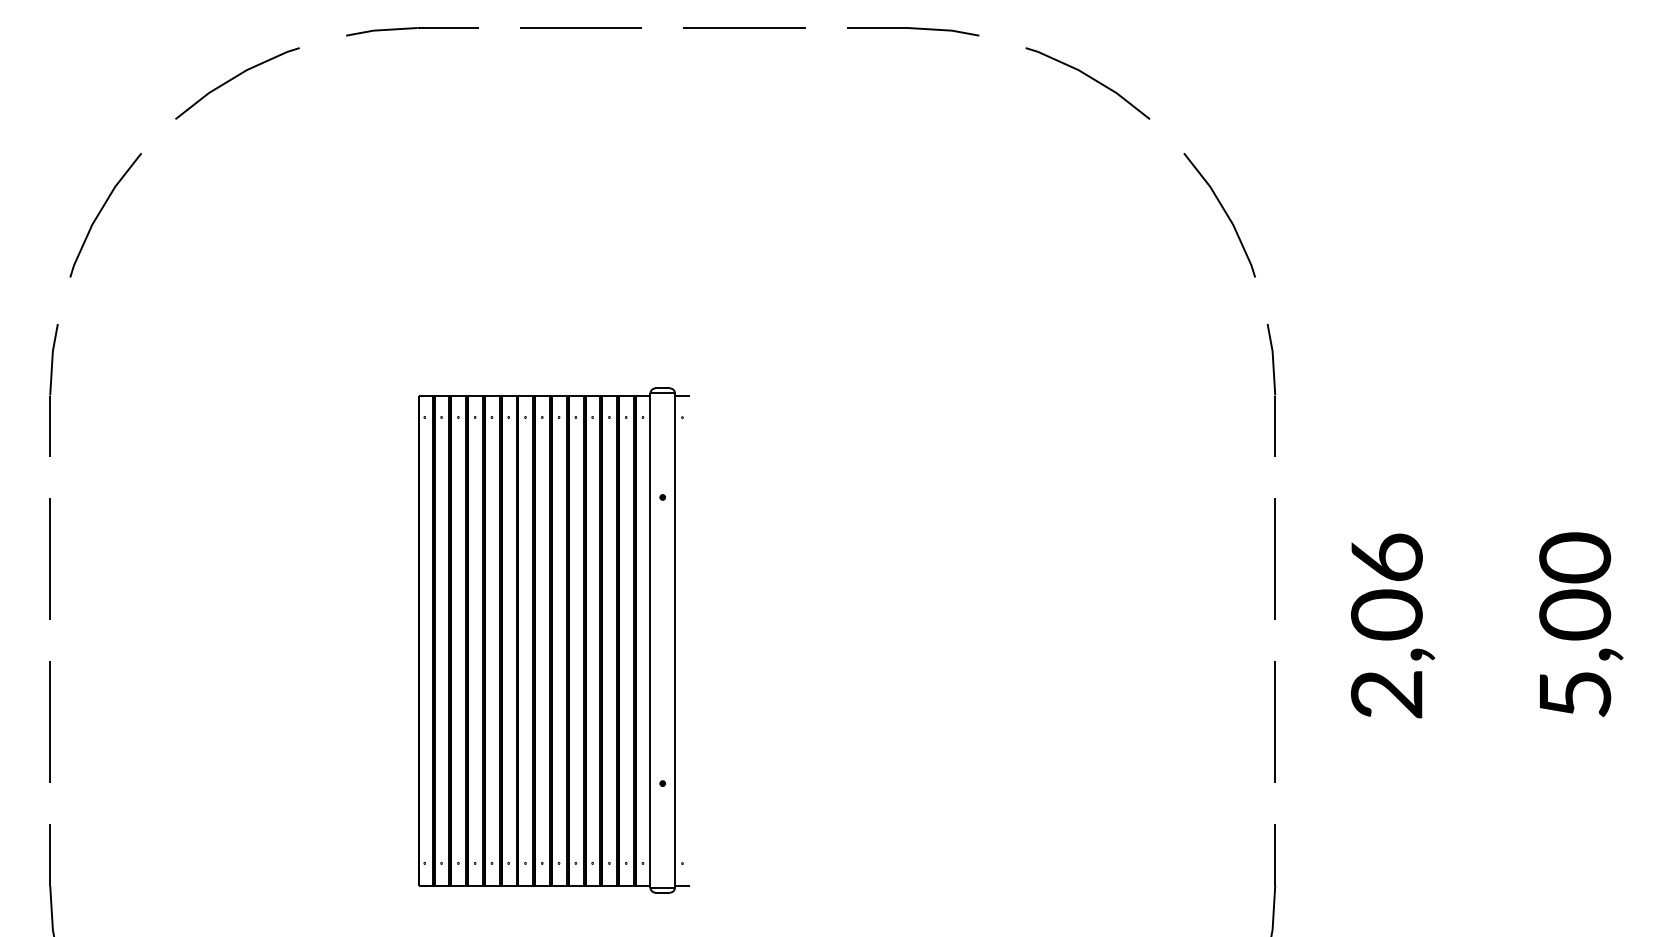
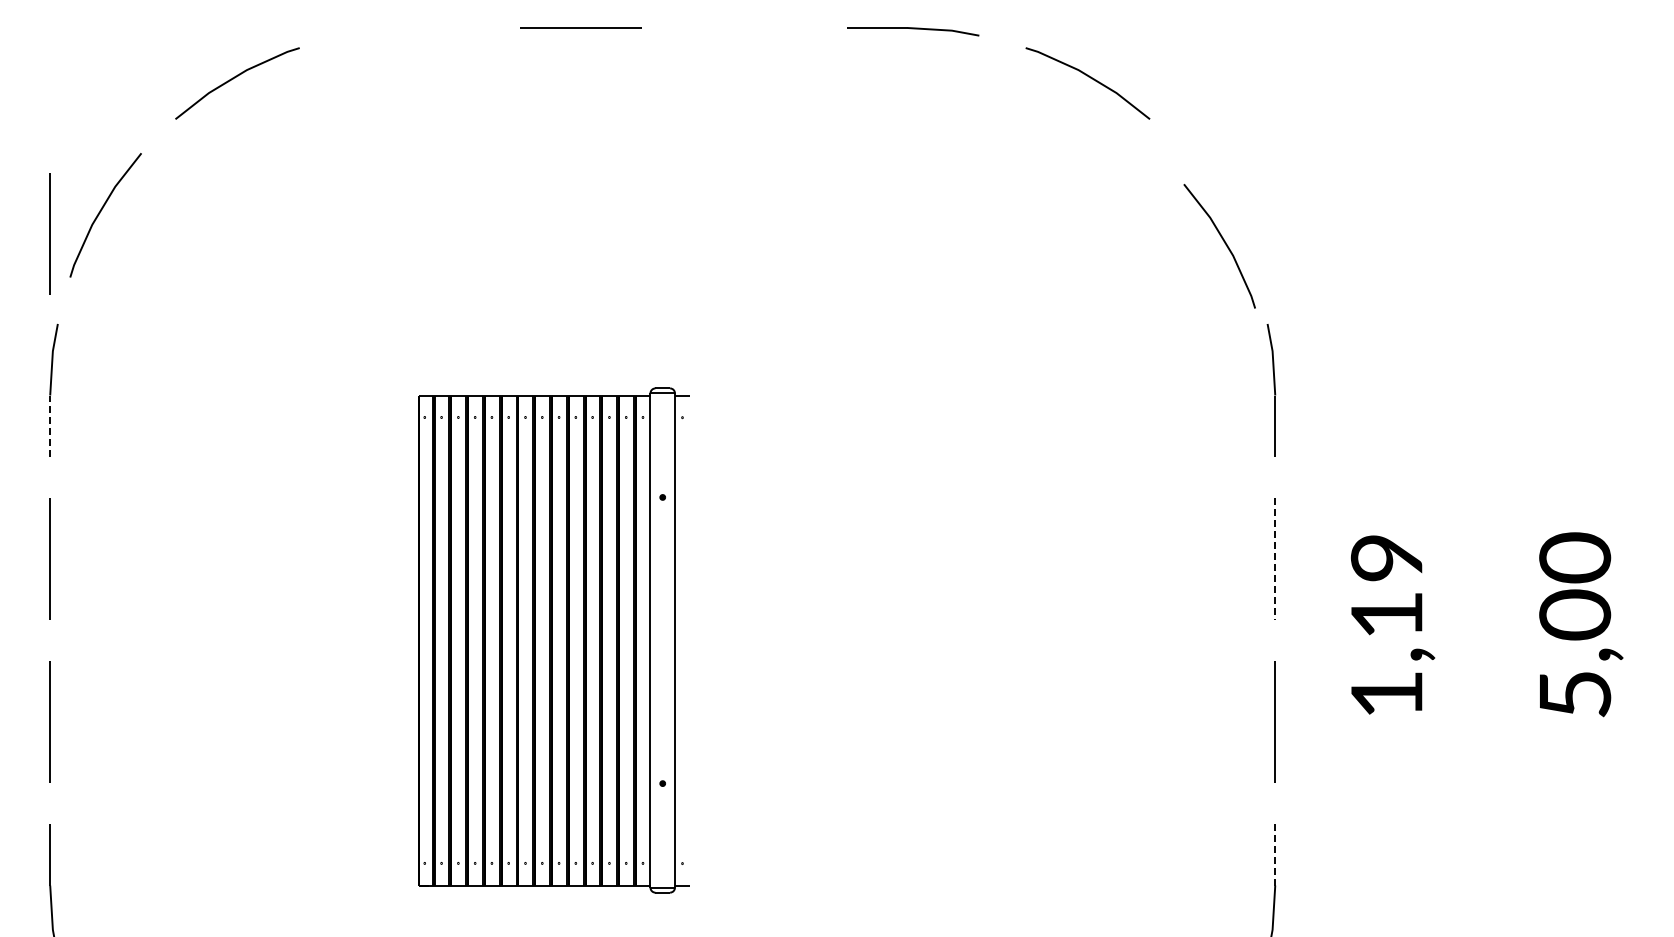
line: present -> none (744, 27)
part: present -> none (412, 31)
line position: (1224, 212) -> (1224, 243) (1224, 243)
line: none -> present (49, 233)
line: solid -> dashed (50, 426)
line: solid -> dashed (1275, 559)
text: 2,06 -> 1,19 (1386, 625)
line: solid -> dashed (1275, 854)
